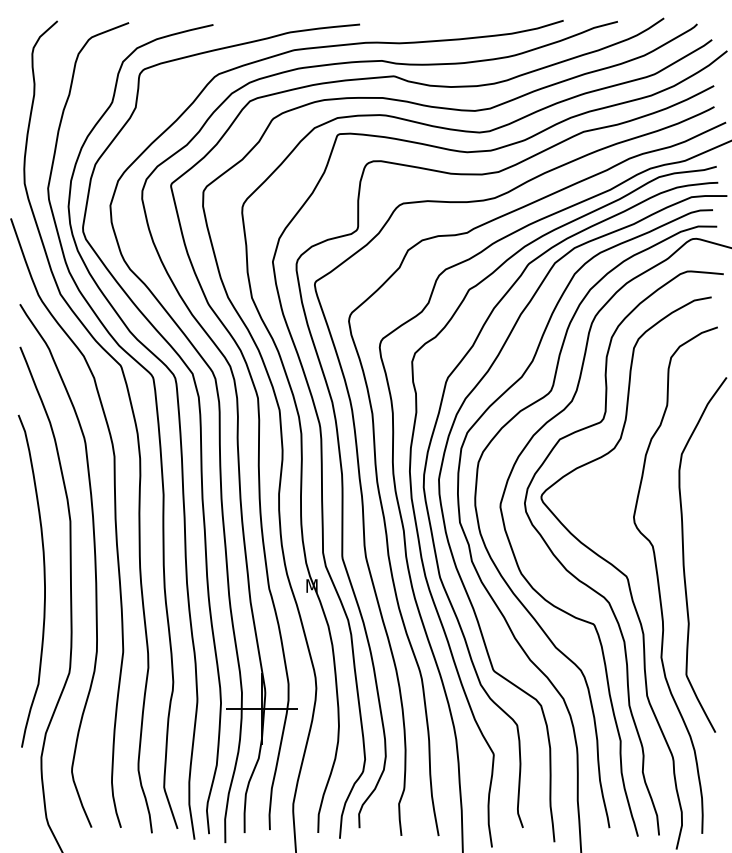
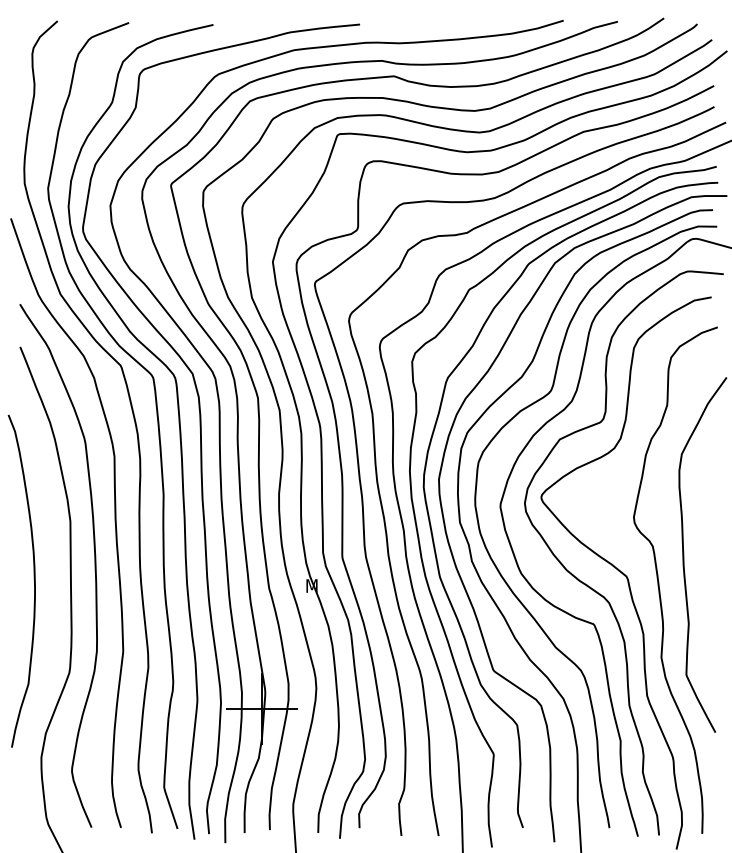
curve position: (43, 579) -> (33, 579) (33, 579)
